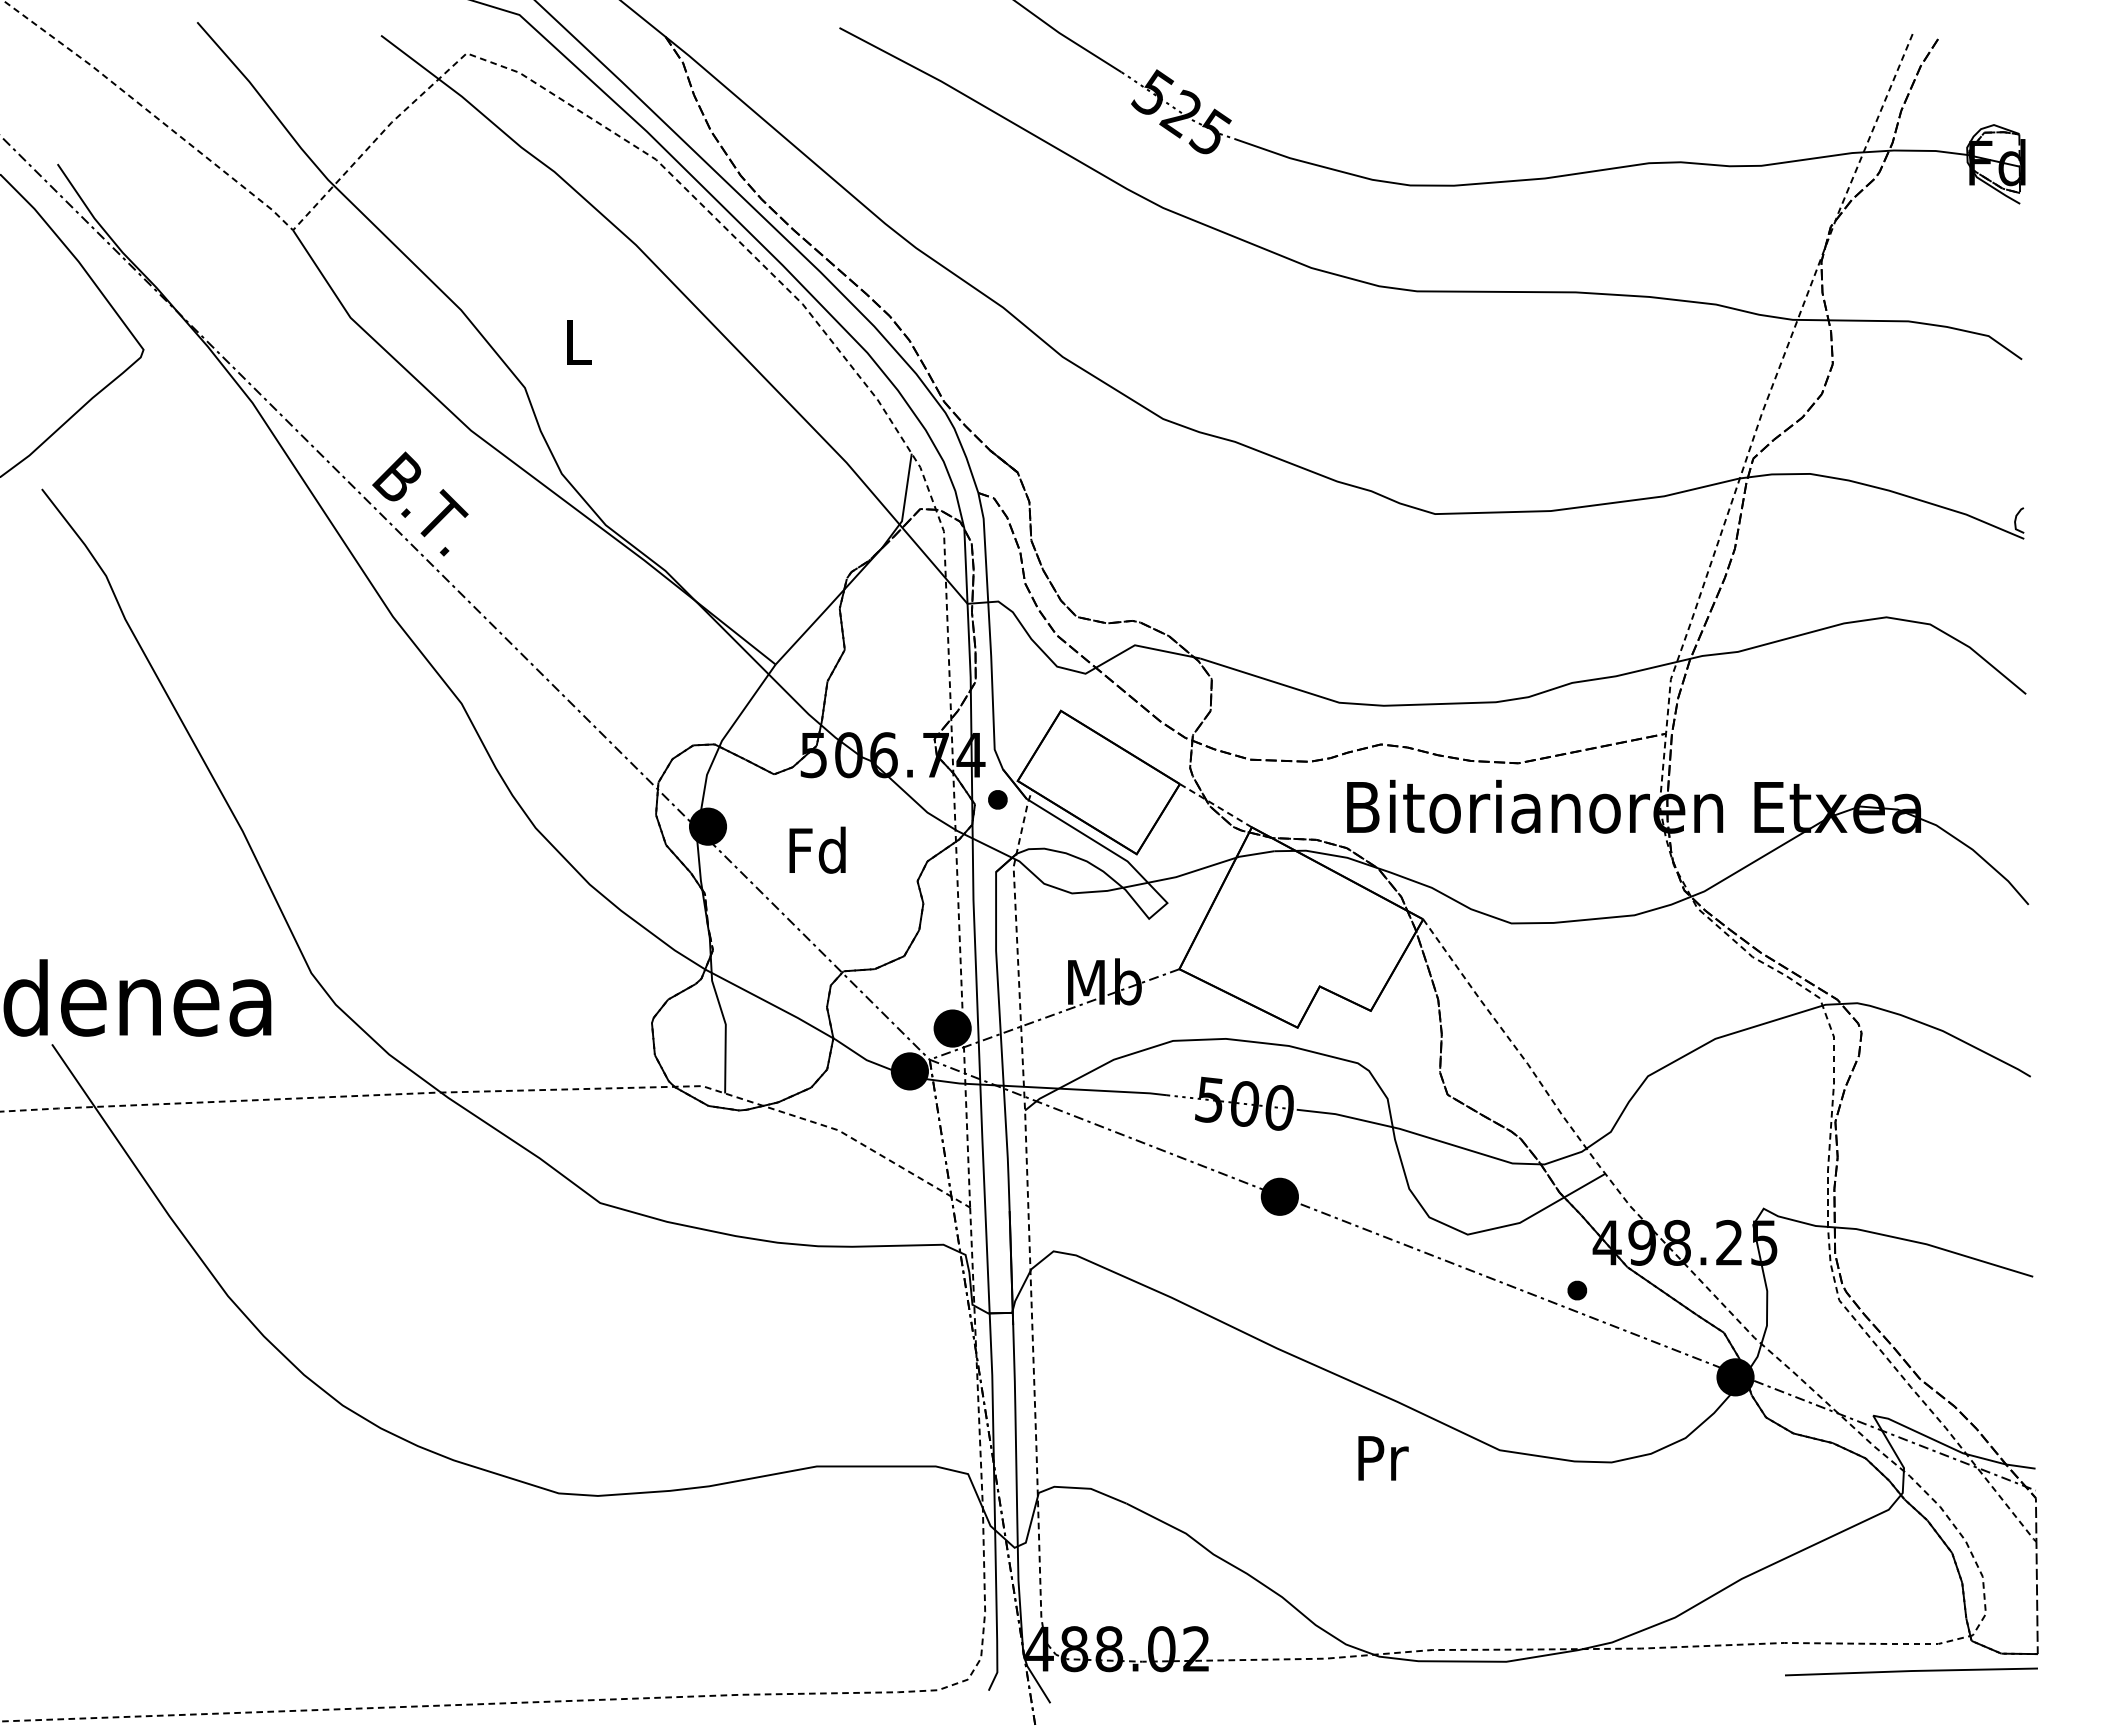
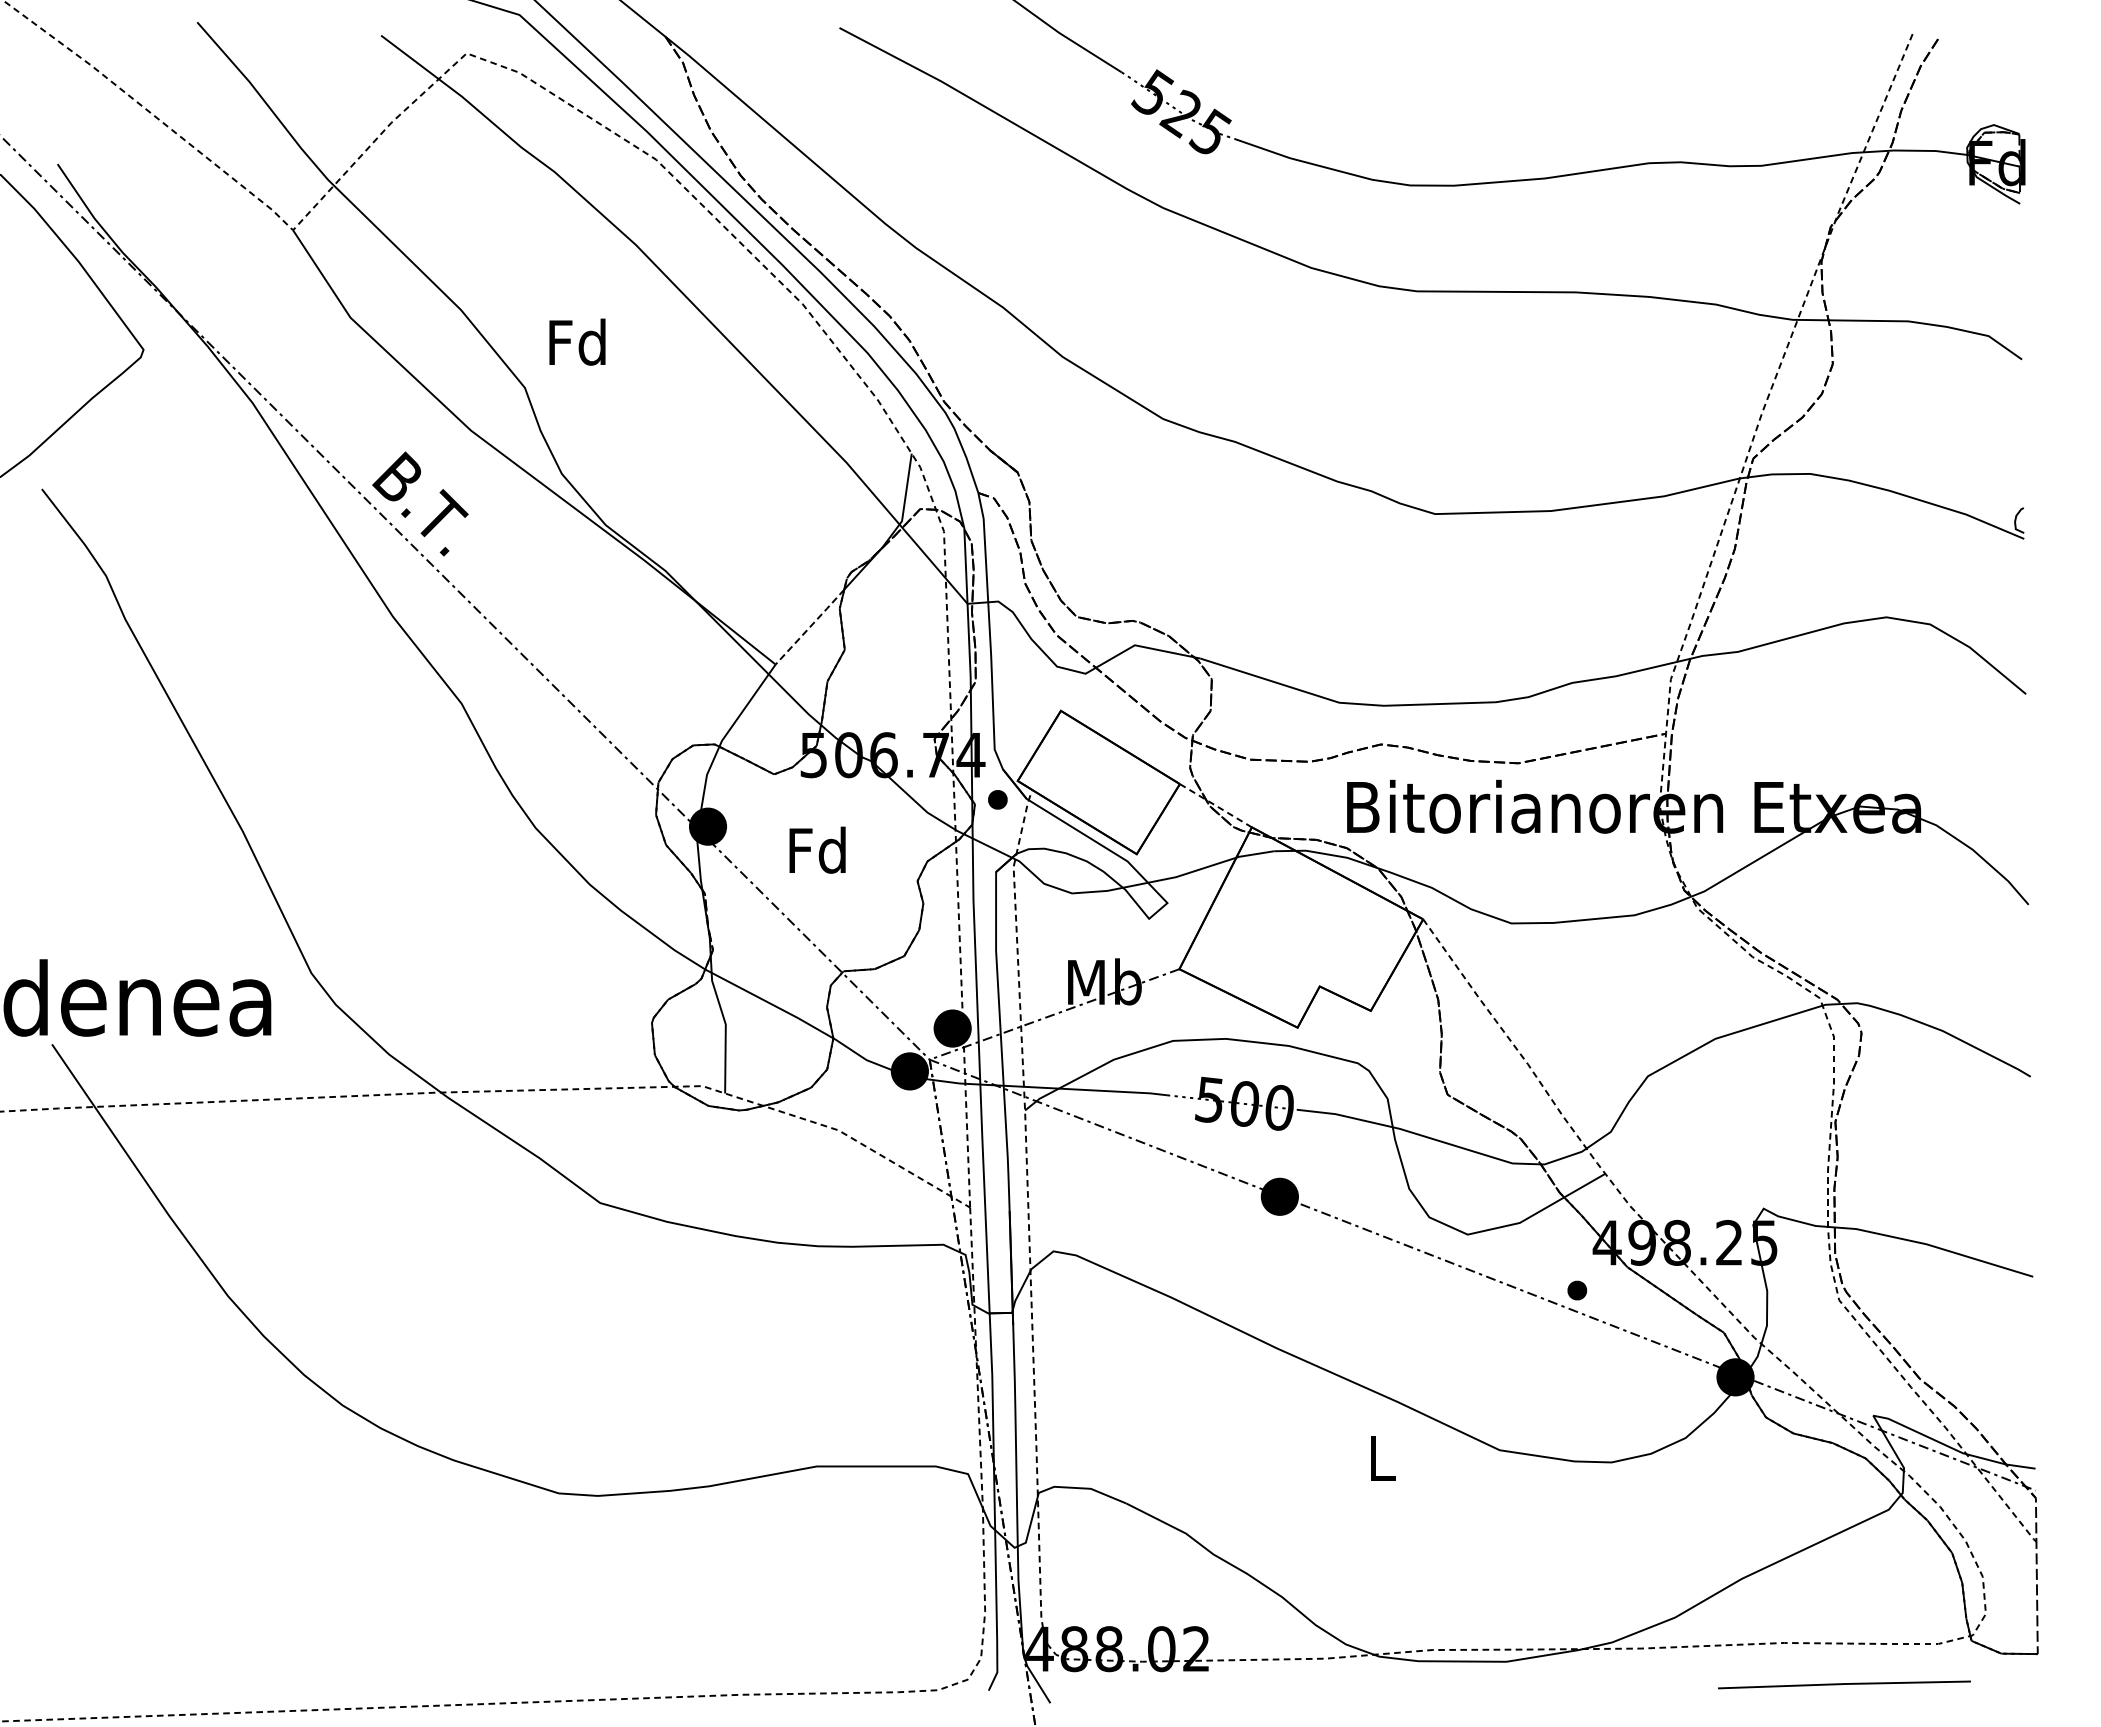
text: L -> Fd (577, 341)
line: solid -> dashed (810, 627)
text: Pr -> L (1383, 1458)
line position: (1911, 1671) -> (1844, 1684) (1844, 1684)
